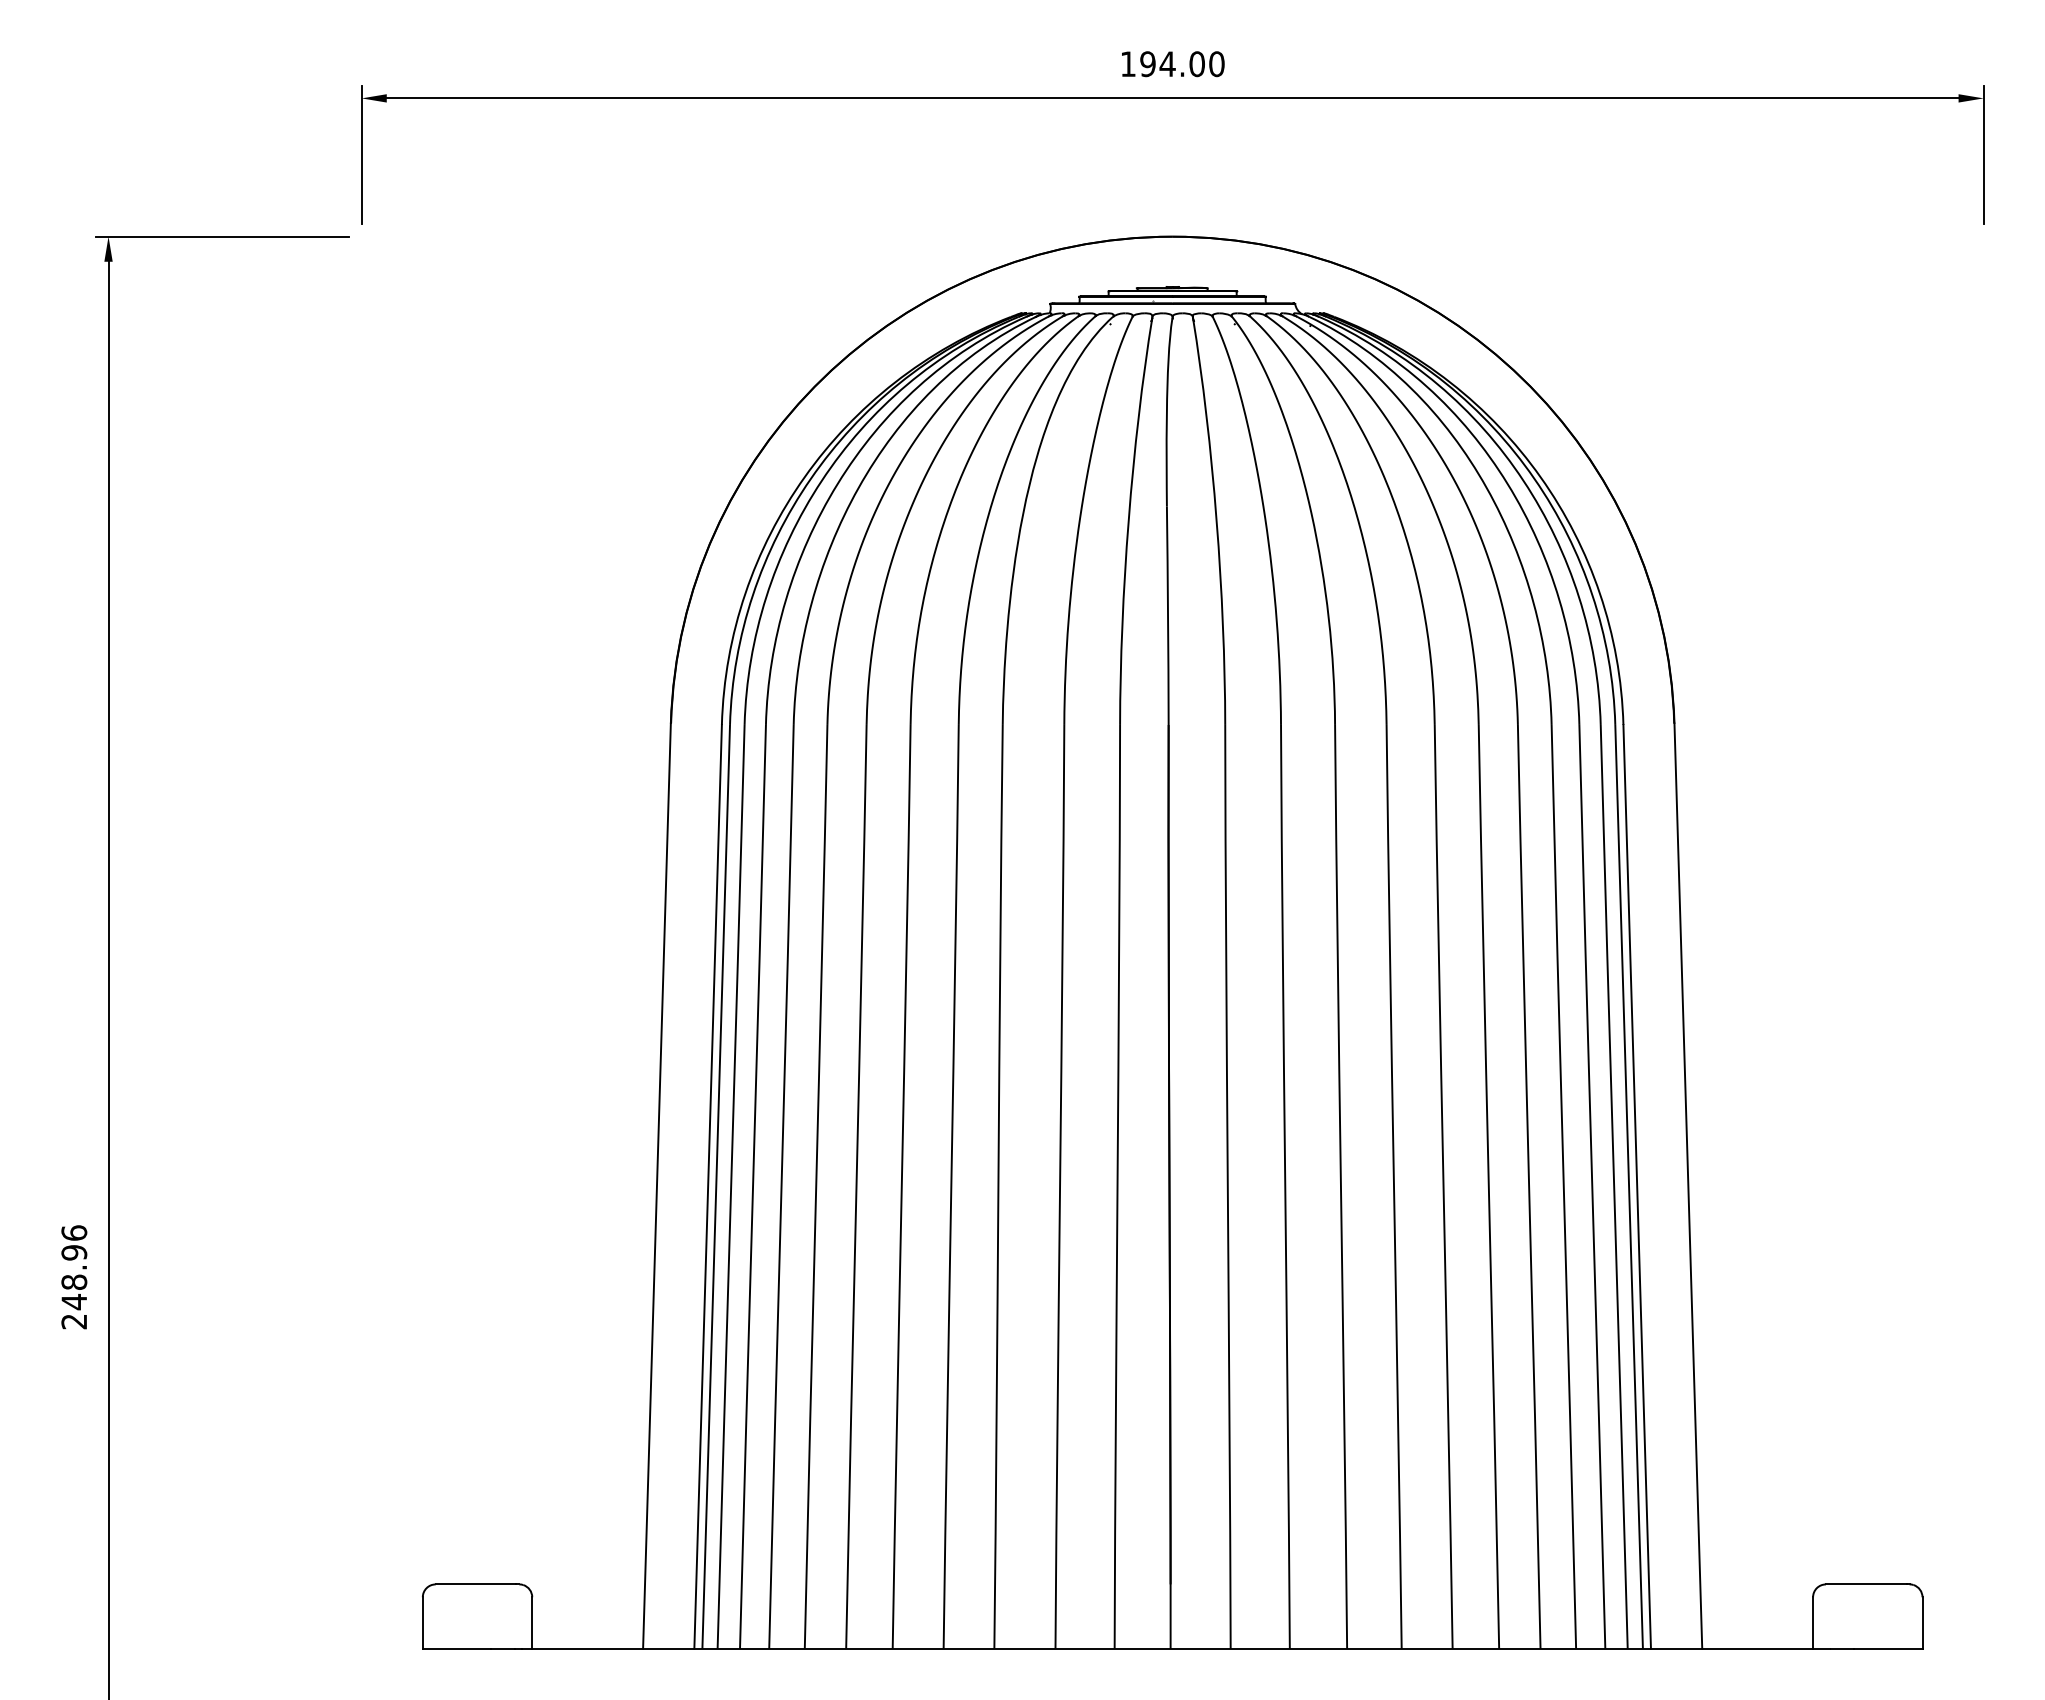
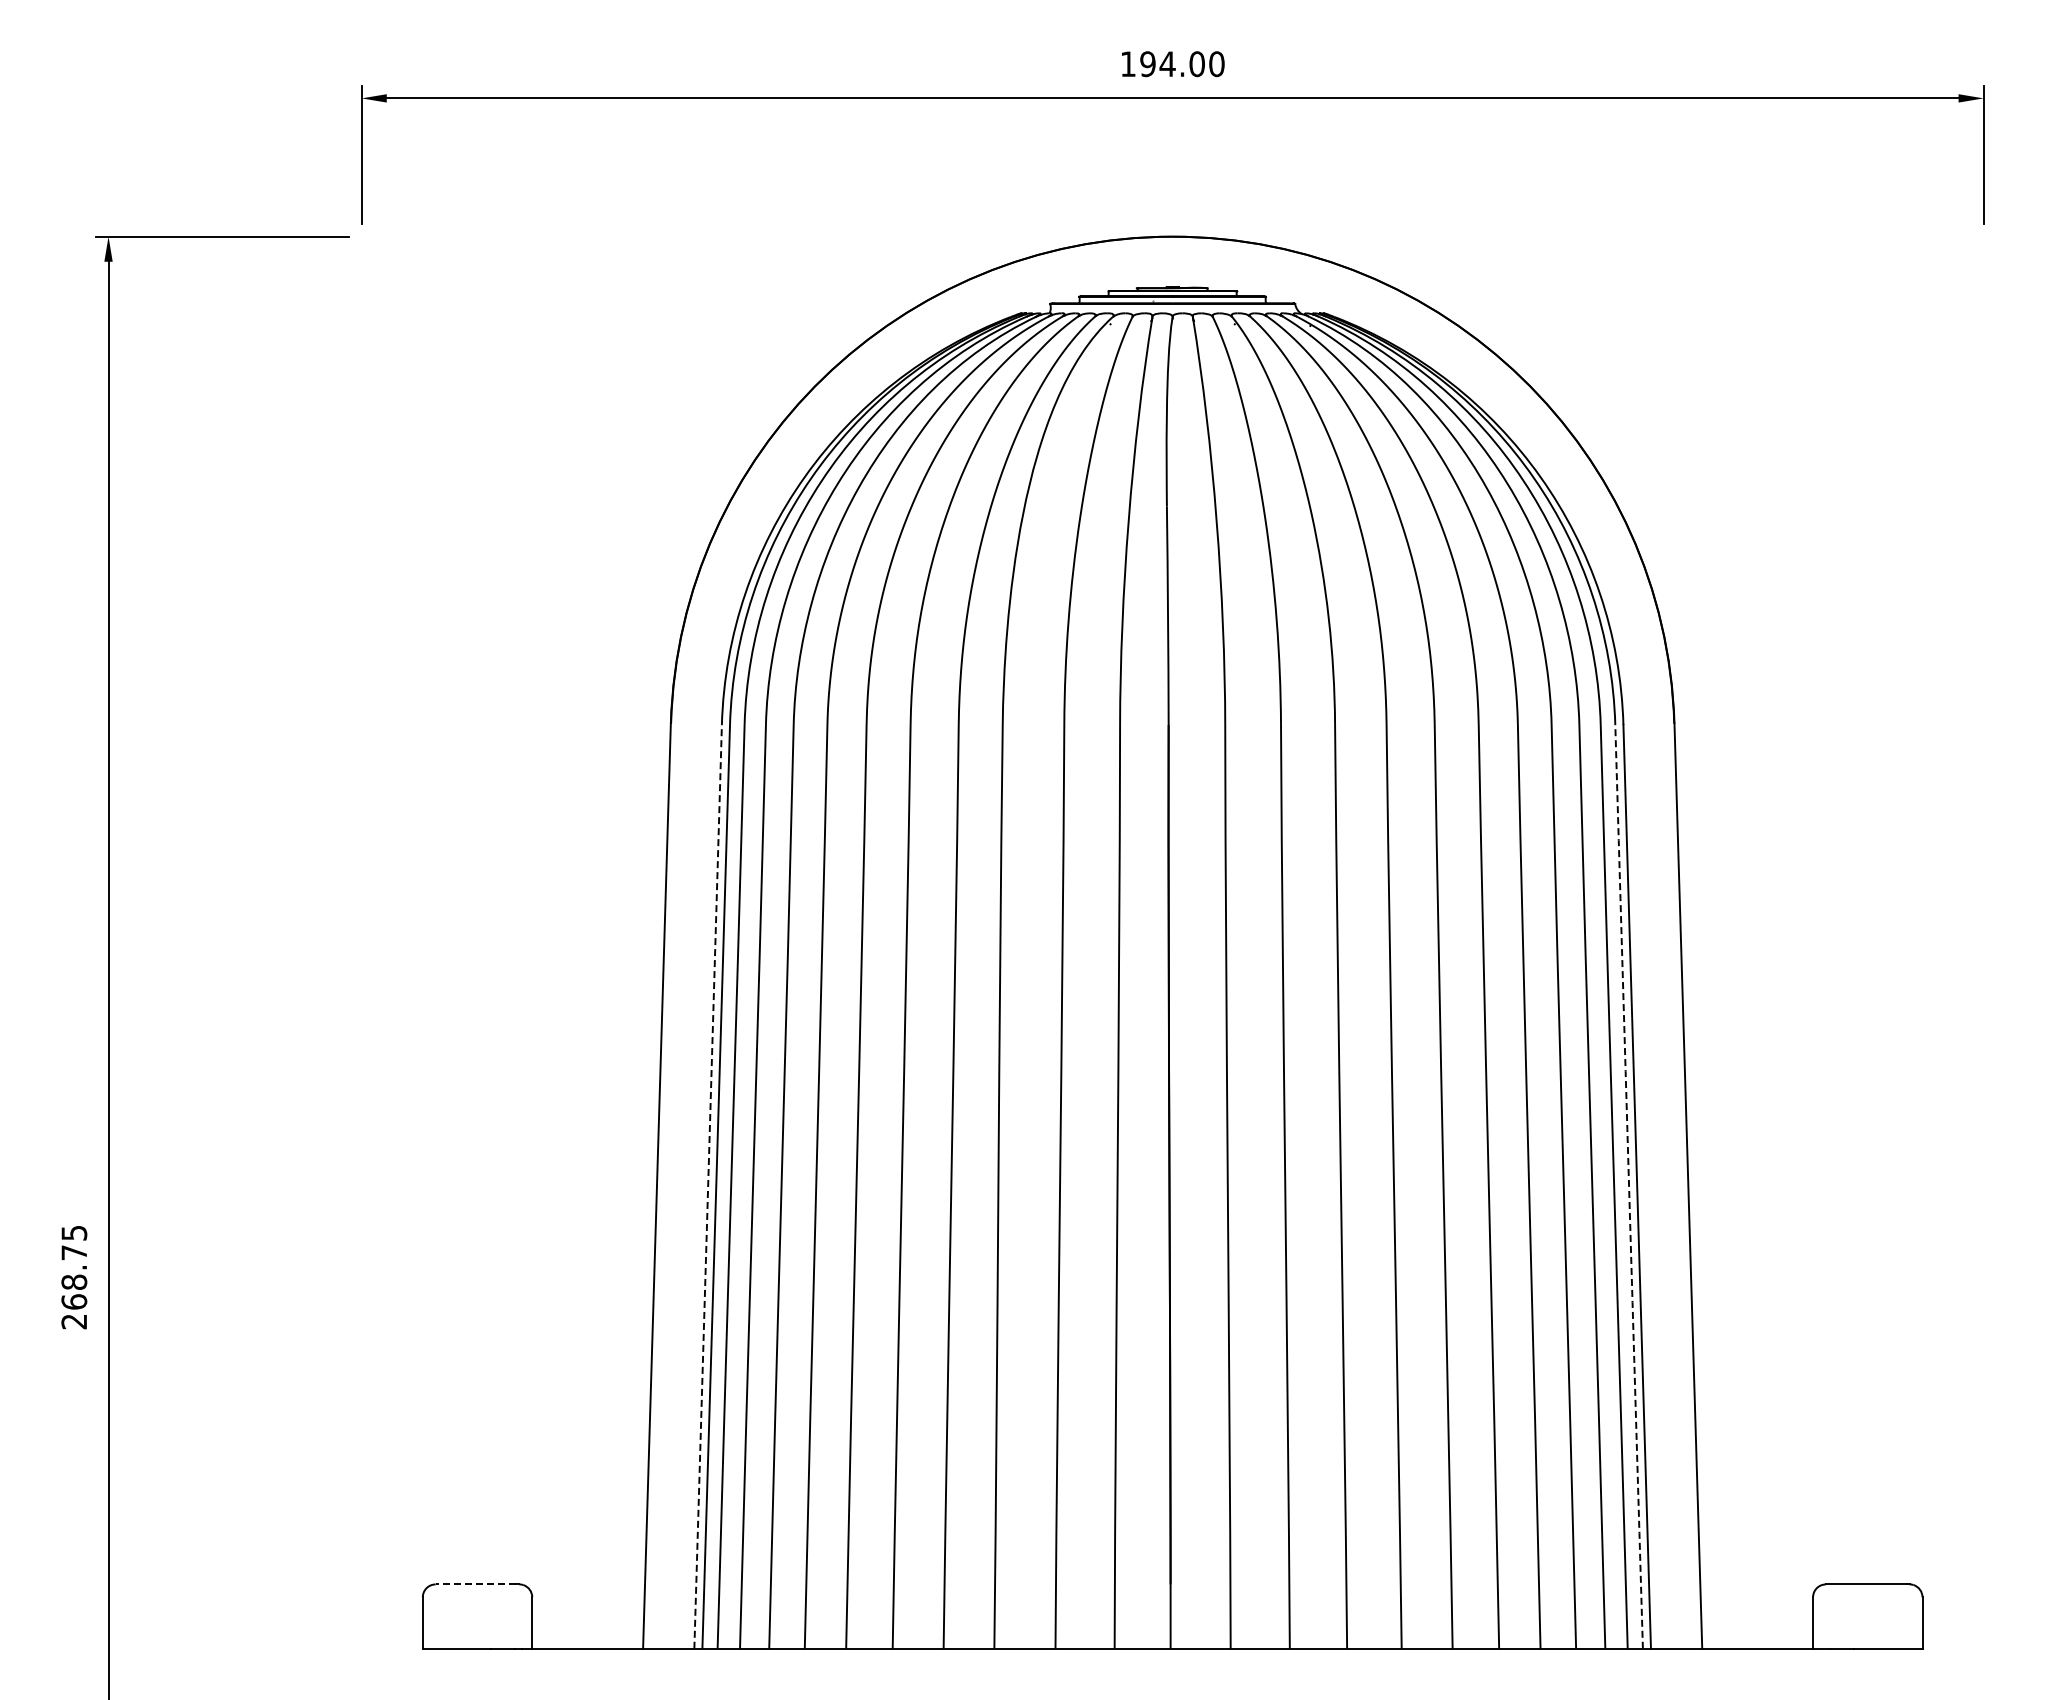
line: solid -> dashed (708, 1186)
arc: solid -> dashed (1629, 1186)
text: 248.96 -> 268.75 (74, 1267)
line: solid -> dashed (475, 1584)
